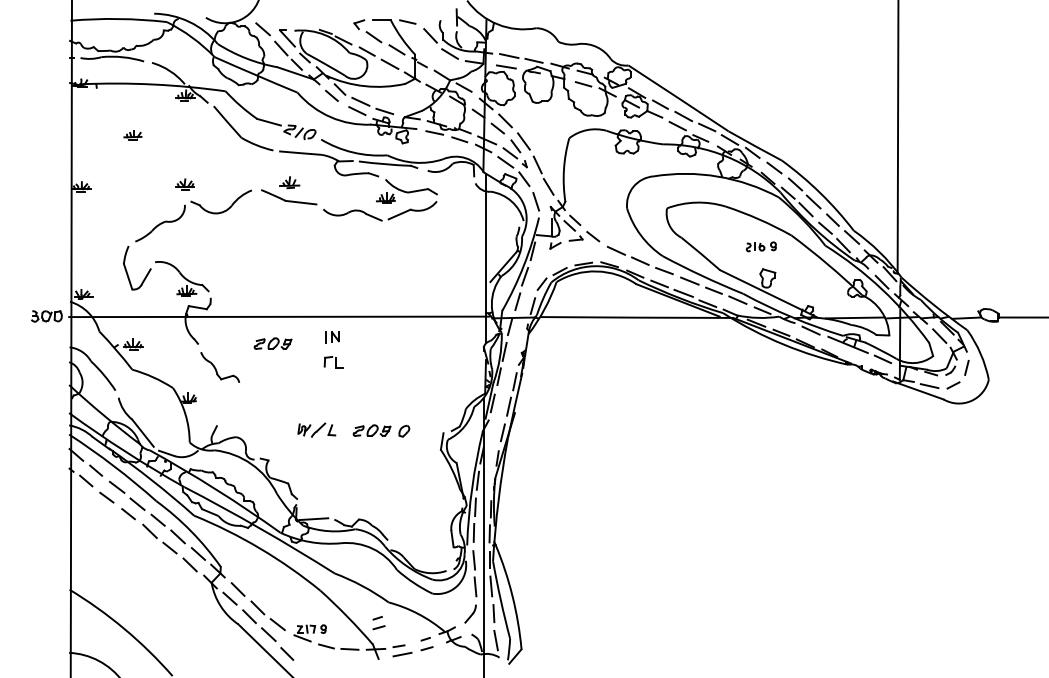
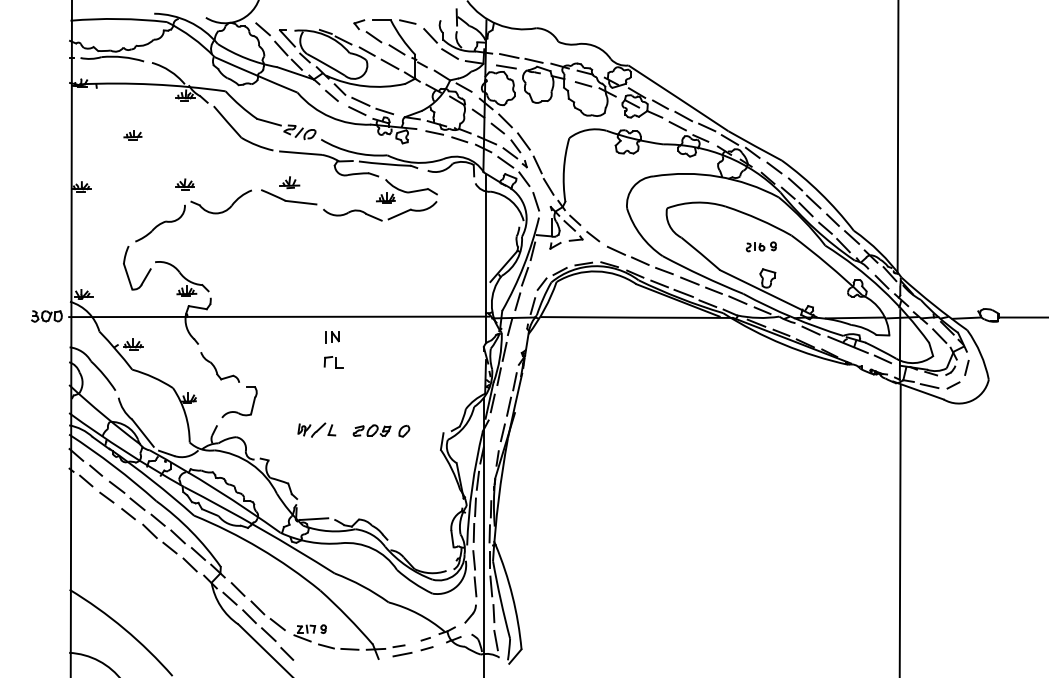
part: present -> none (272, 343)
part: none -> present (237, 411)
line: none -> present (899, 529)
part: present -> none (378, 623)
